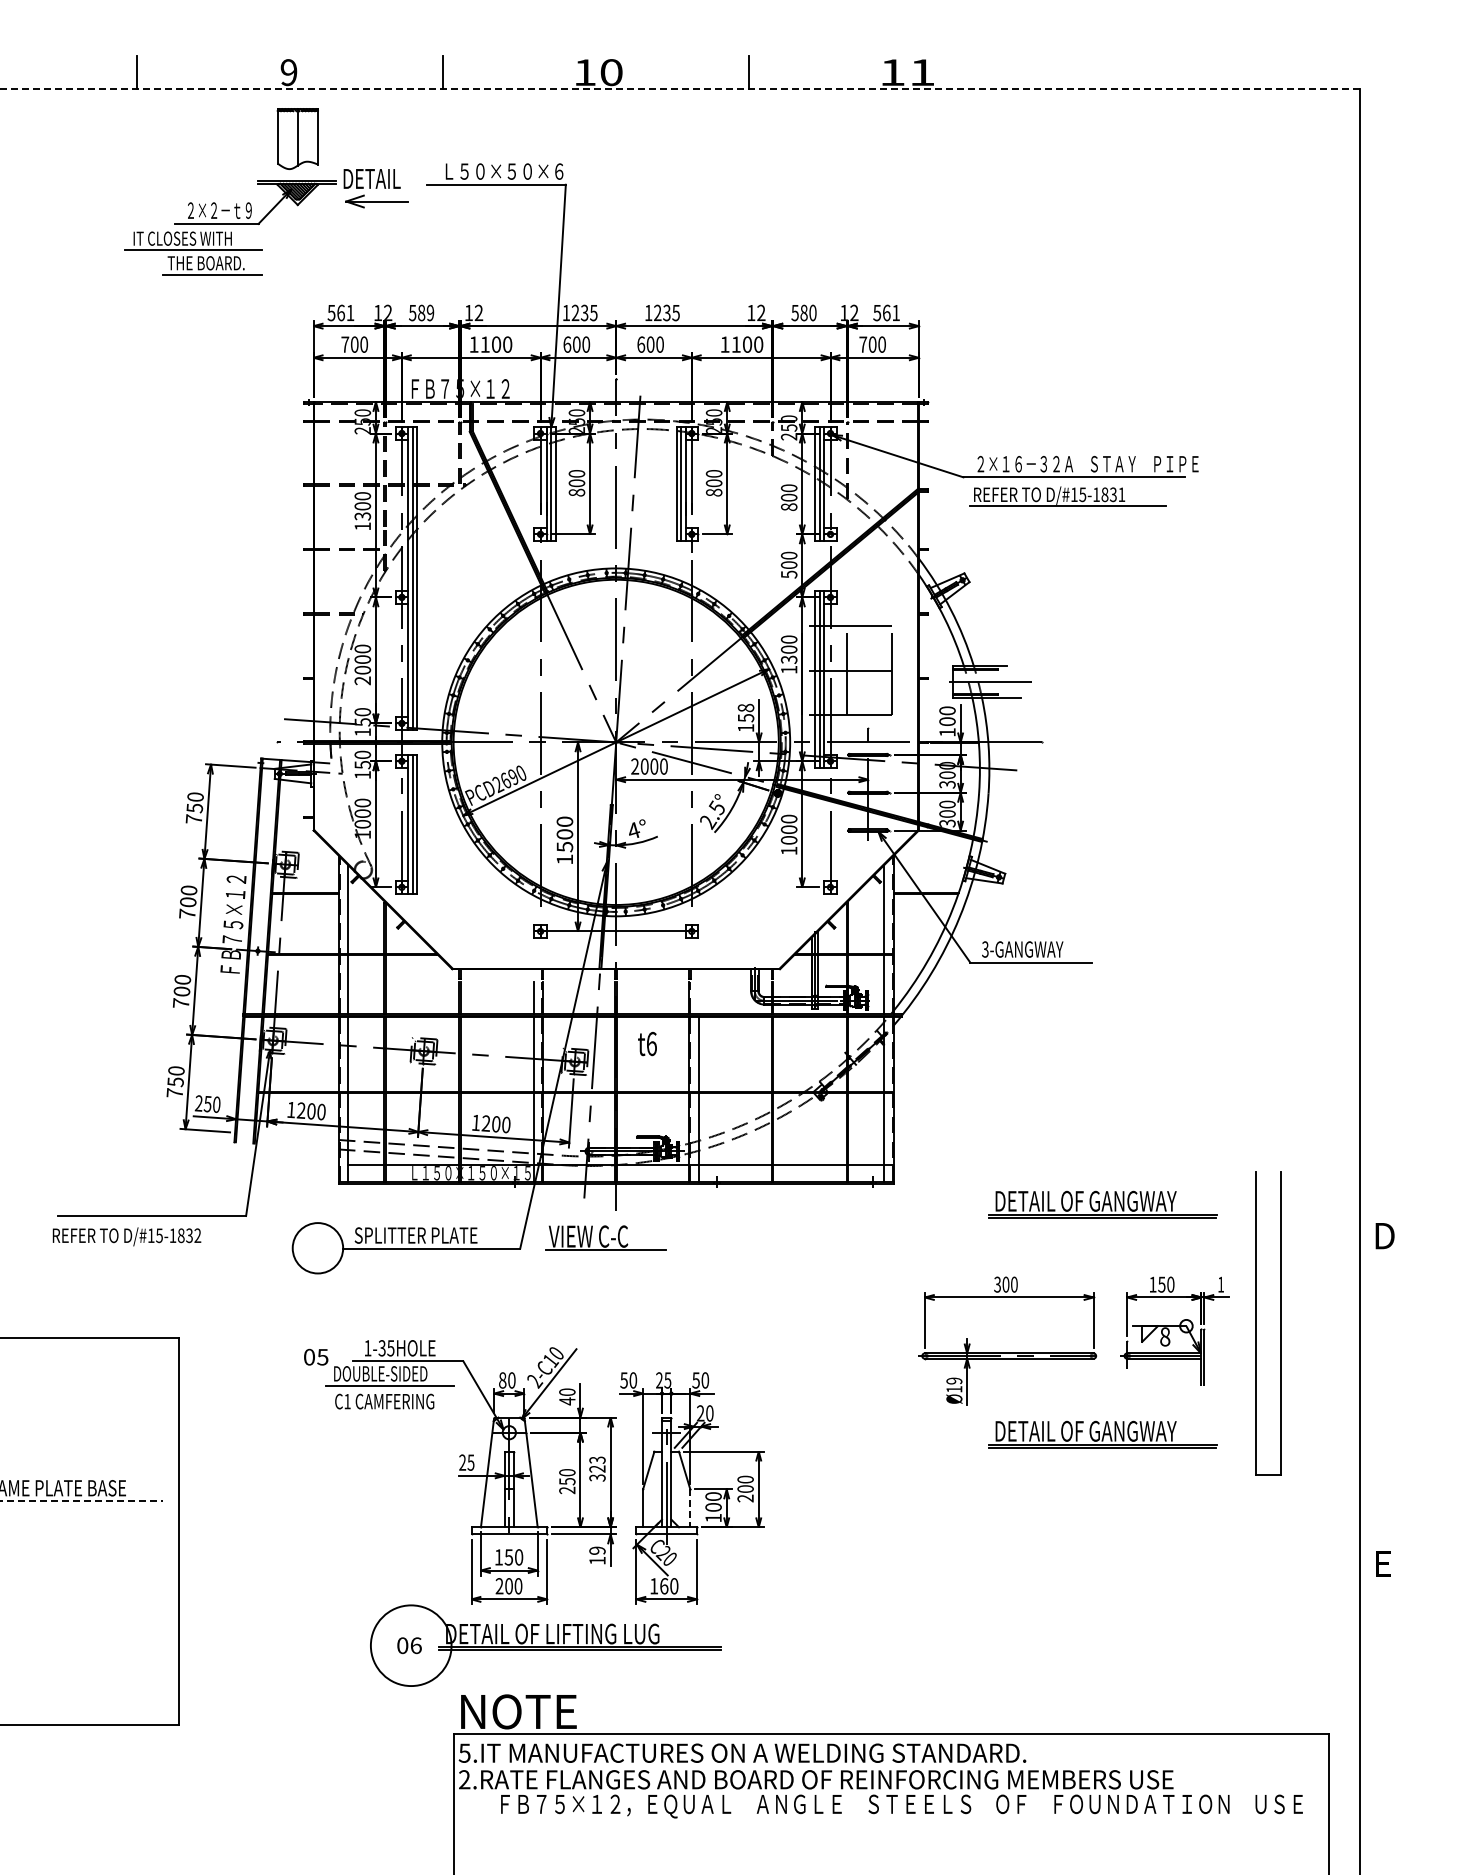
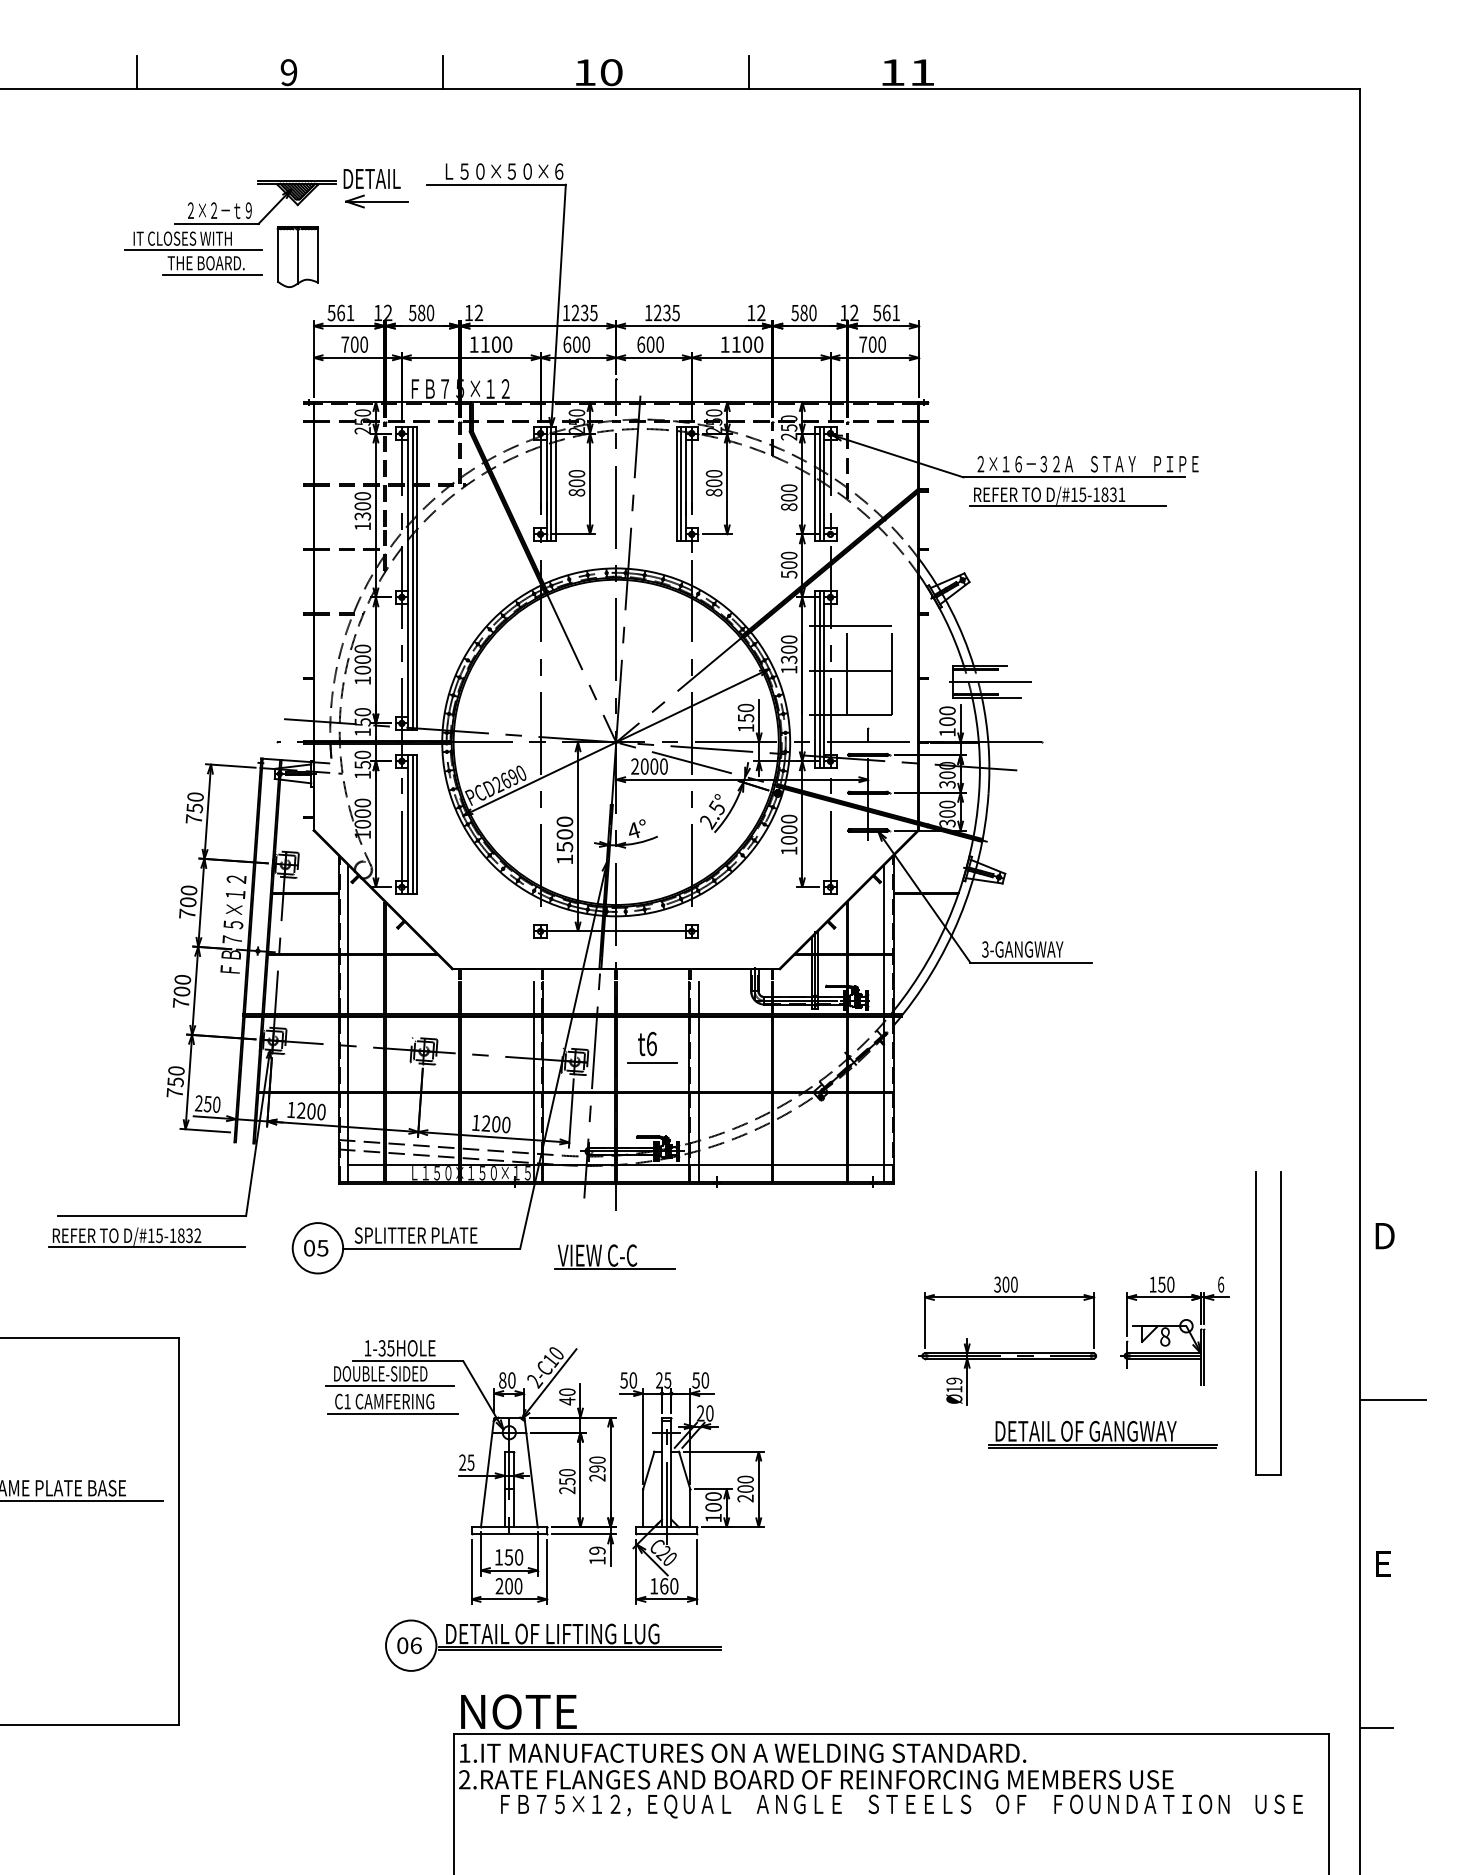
line: dashed -> solid (680, 89)
part position: (297, 138) -> (297, 256) (297, 256)
text: 589 -> 580 (430, 313)
text: 2000 -> 1000 (362, 680)
text: 158 -> 150 (745, 707)
line: none -> present (698, 998)
line: none -> present (652, 1063)
part: present -> none (1102, 1204)
part position: (605, 1237) -> (614, 1256) (614, 1256)
line: none -> present (146, 1247)
text: 1 -> 6 (1221, 1284)
text position: (316, 1356) -> (316, 1247) (316, 1247)
line: none -> present (1392, 1399)
line: none -> present (392, 1414)
text: 323 -> 290 (597, 1468)
line: dashed -> solid (82, 1501)
line: dashed -> solid (690, 1508)
circle diameter: 81 px -> 50 px (411, 1645)
line: none -> present (1376, 1727)
text: 5.IT -> 1.IT (464, 1752)
